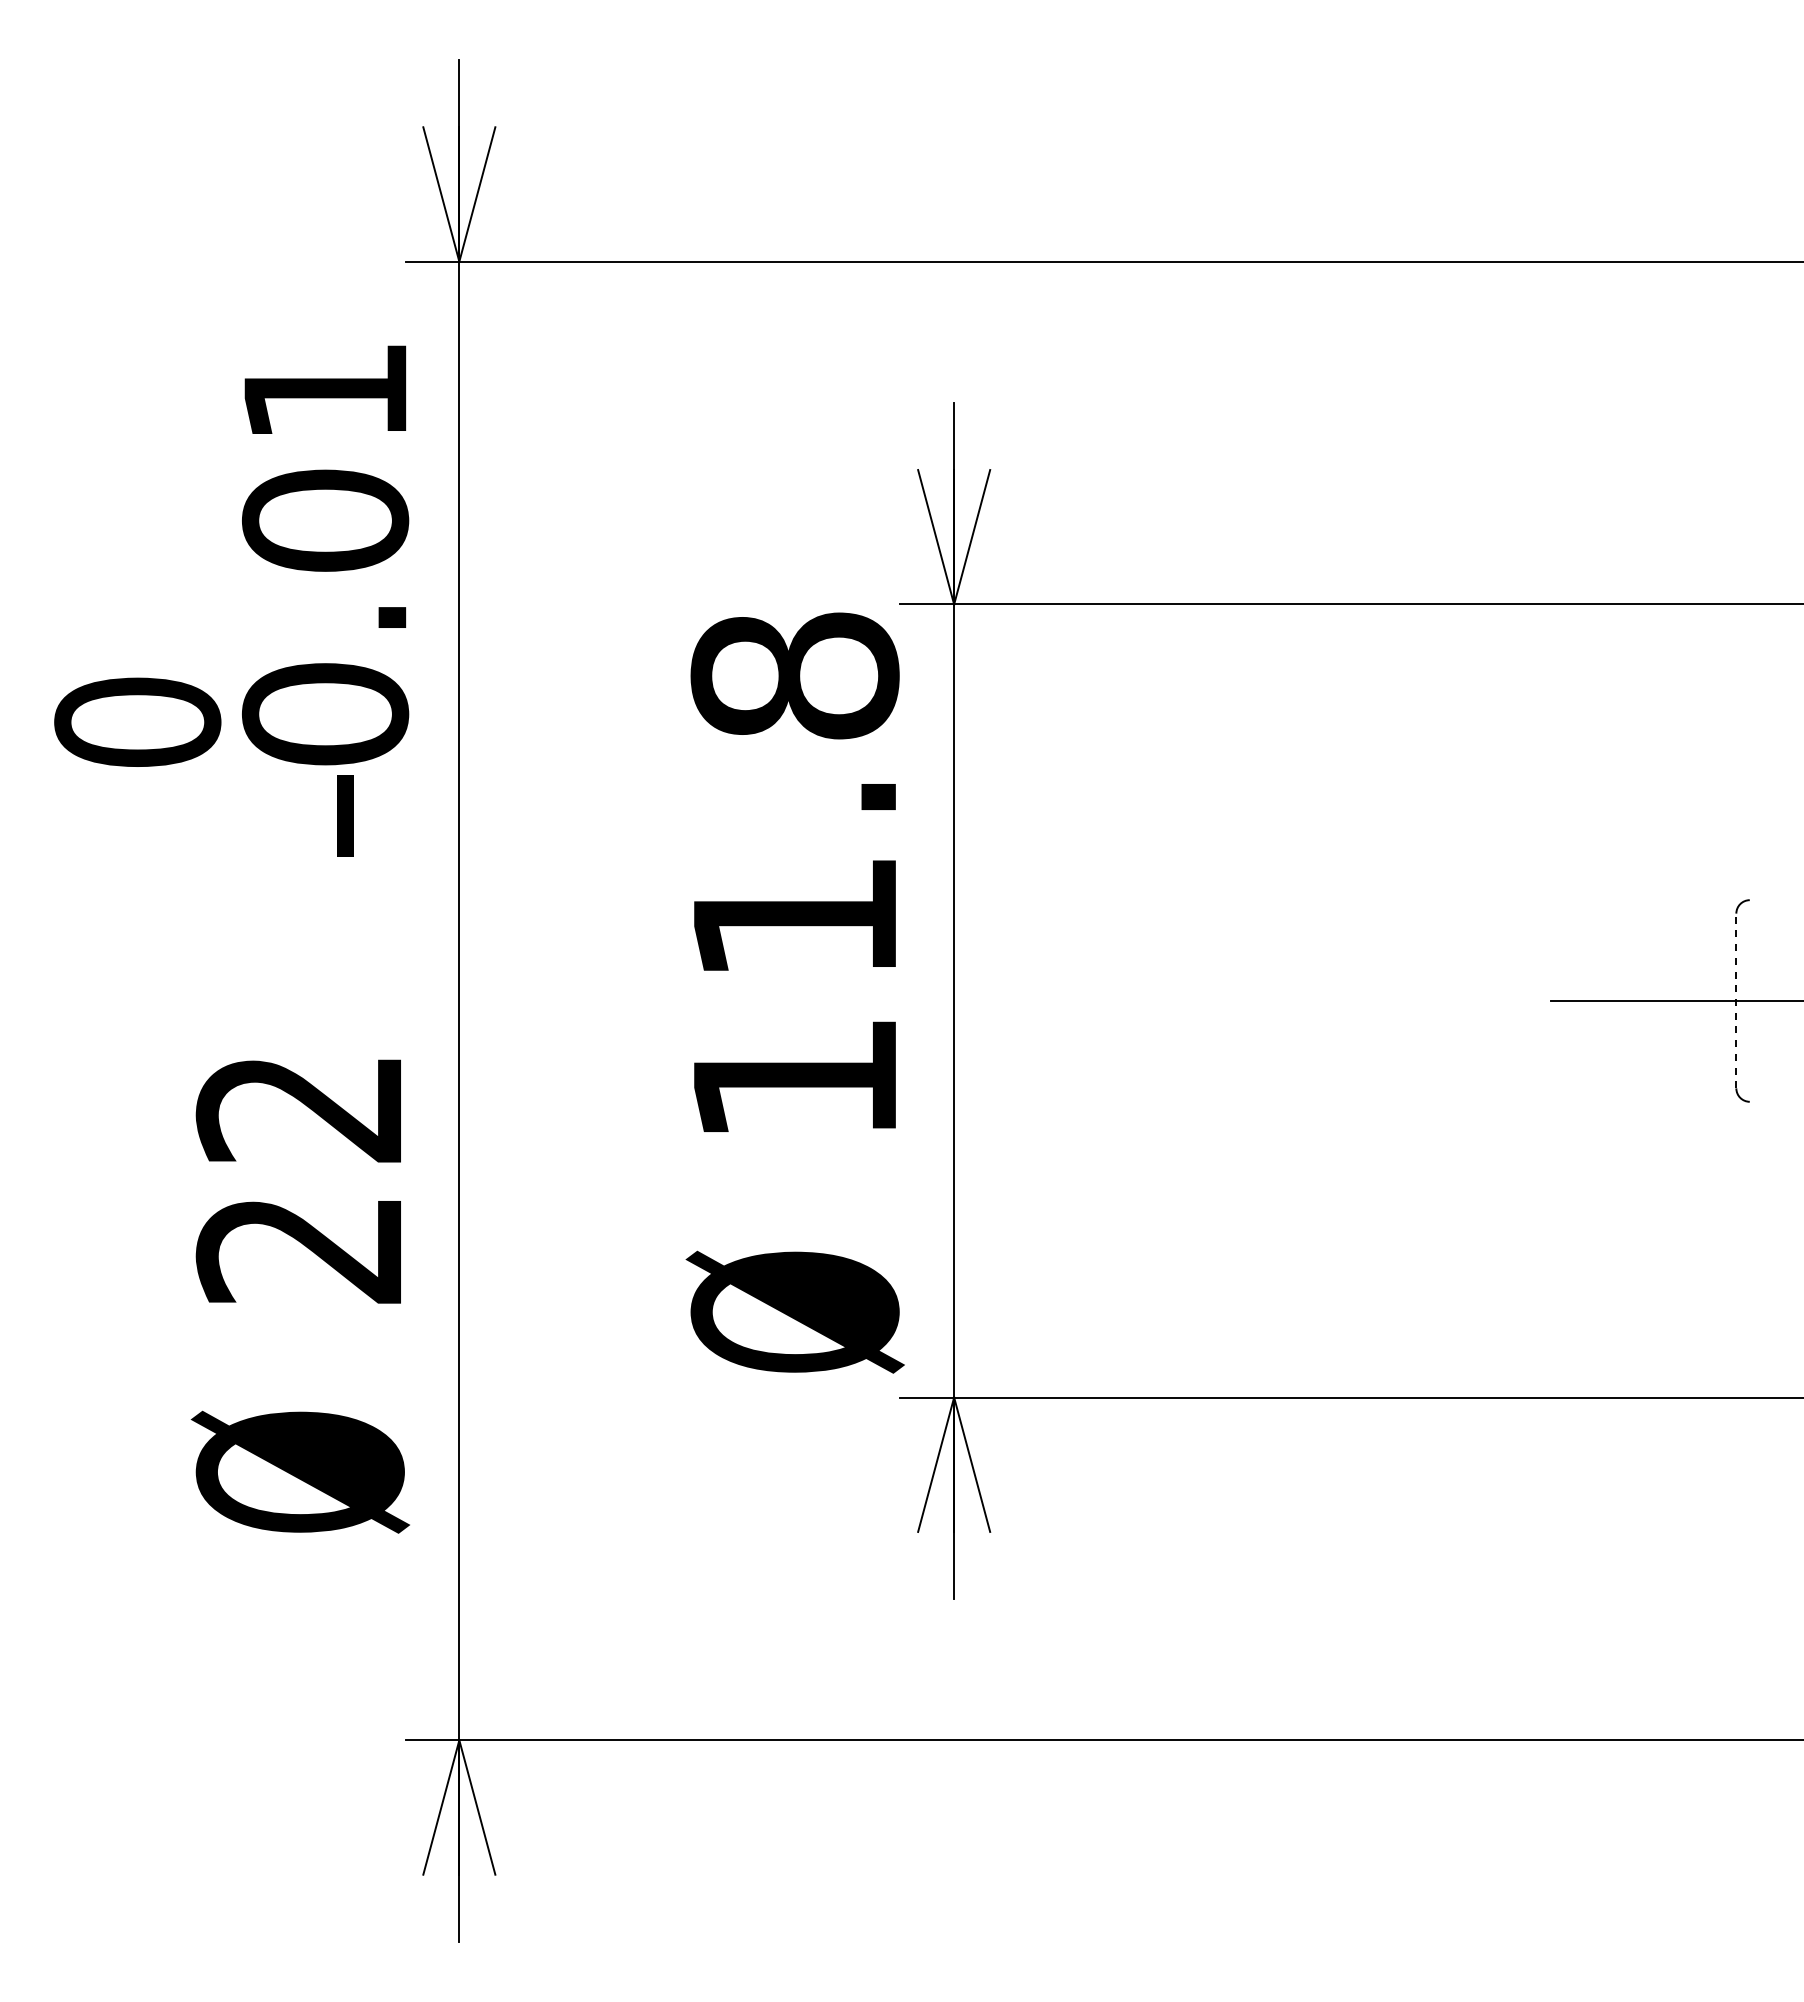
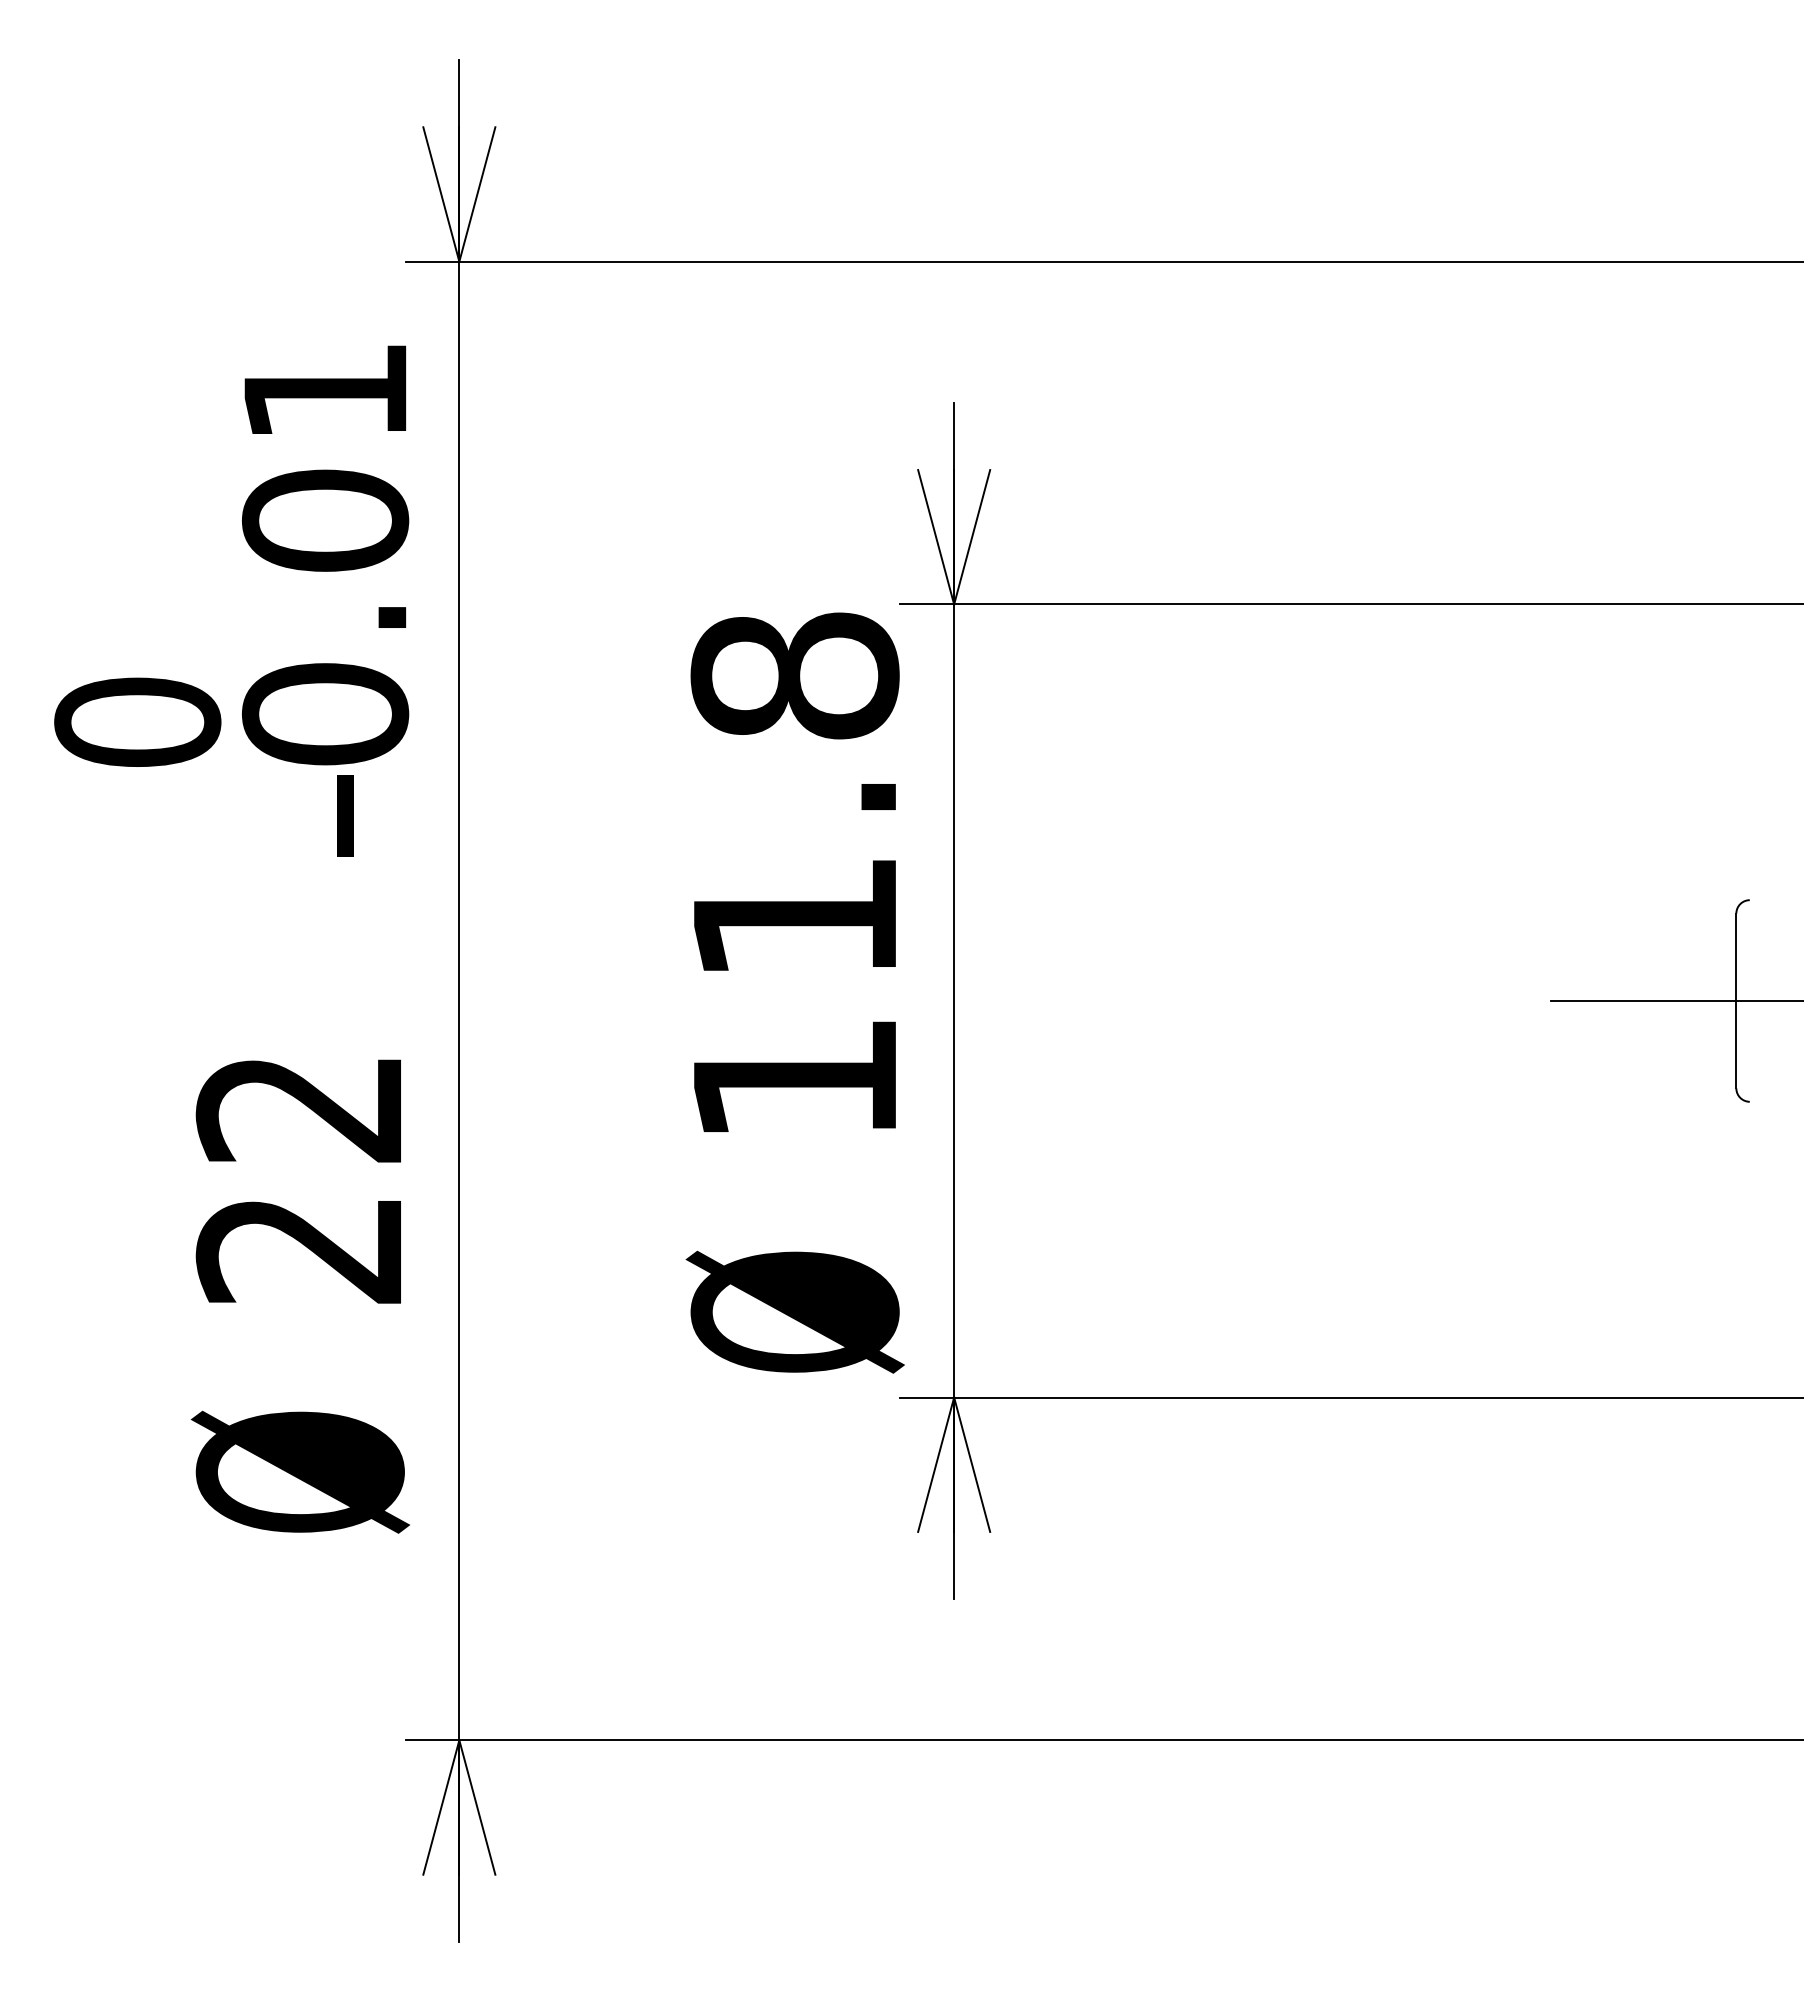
line: dashed -> solid (1736, 1000)
